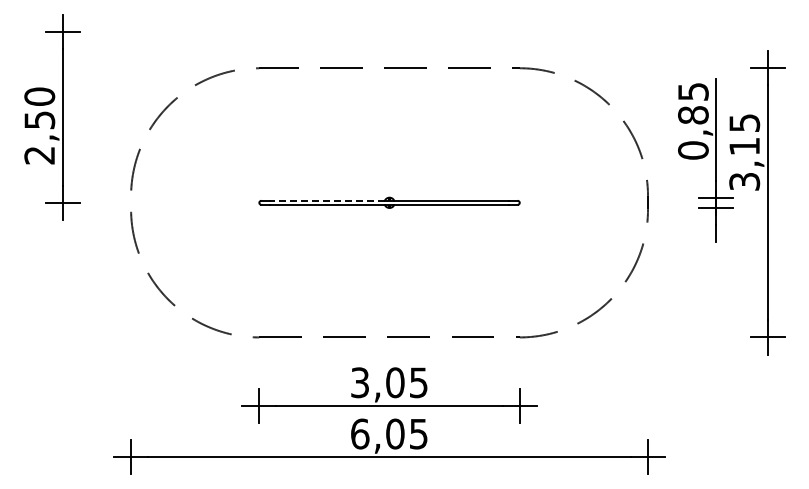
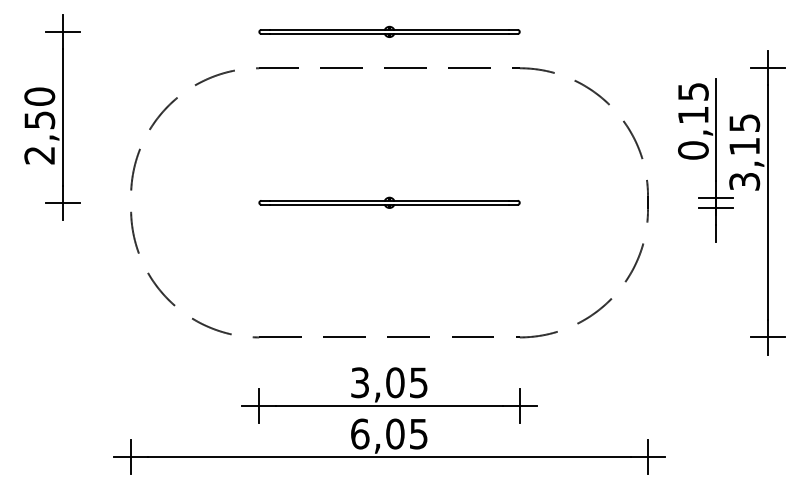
part: none -> present (389, 31)
text: 0,85 -> 0,15 (693, 115)
line: dashed -> solid (327, 200)
